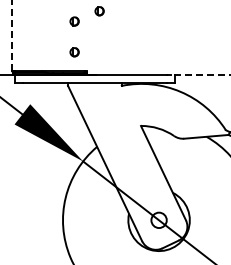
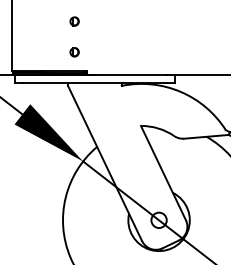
part: present -> none (99, 11)
line: dashed -> solid (12, 35)
line: dashed -> solid (200, 75)
